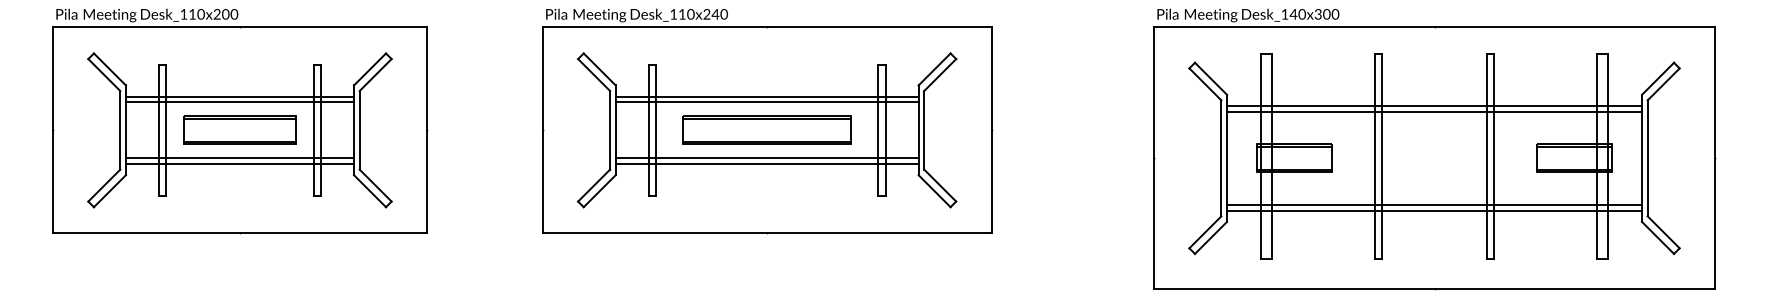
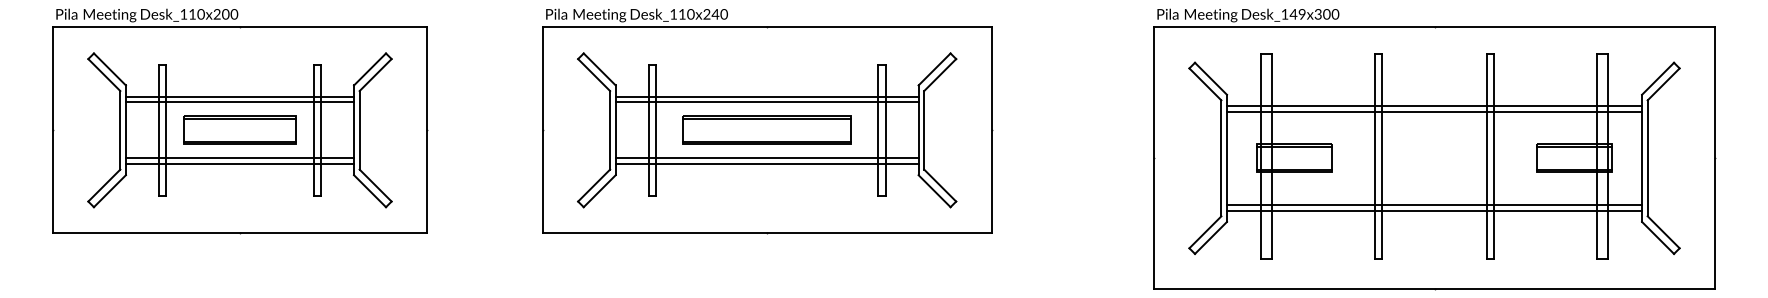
text: Desk_140x300 -> Desk_149x300 (1302, 14)
